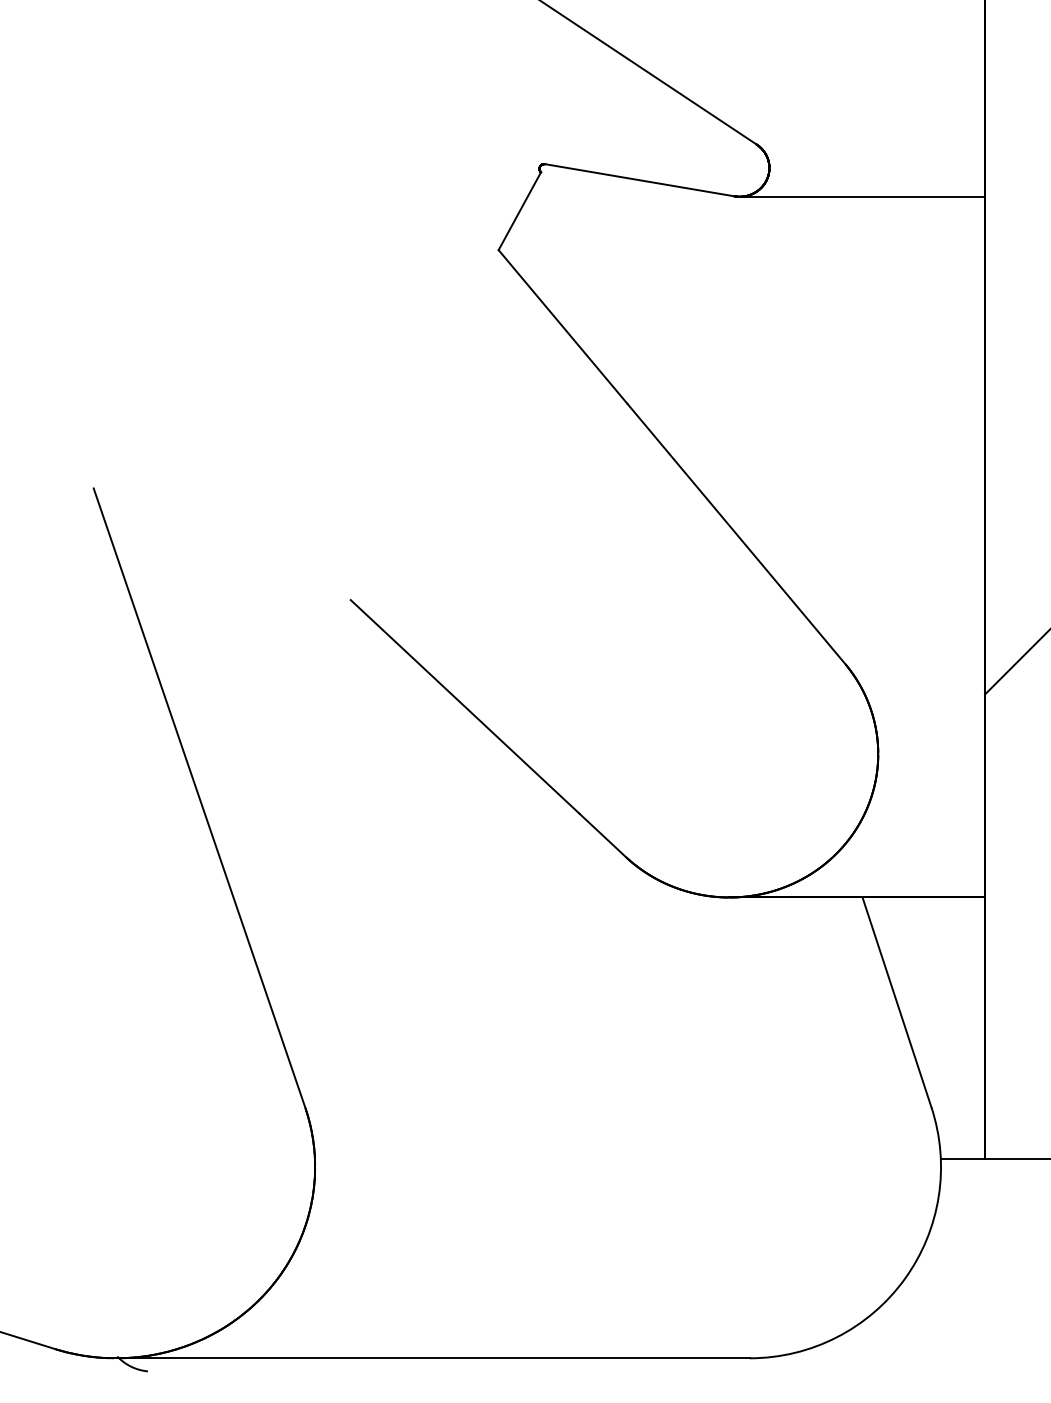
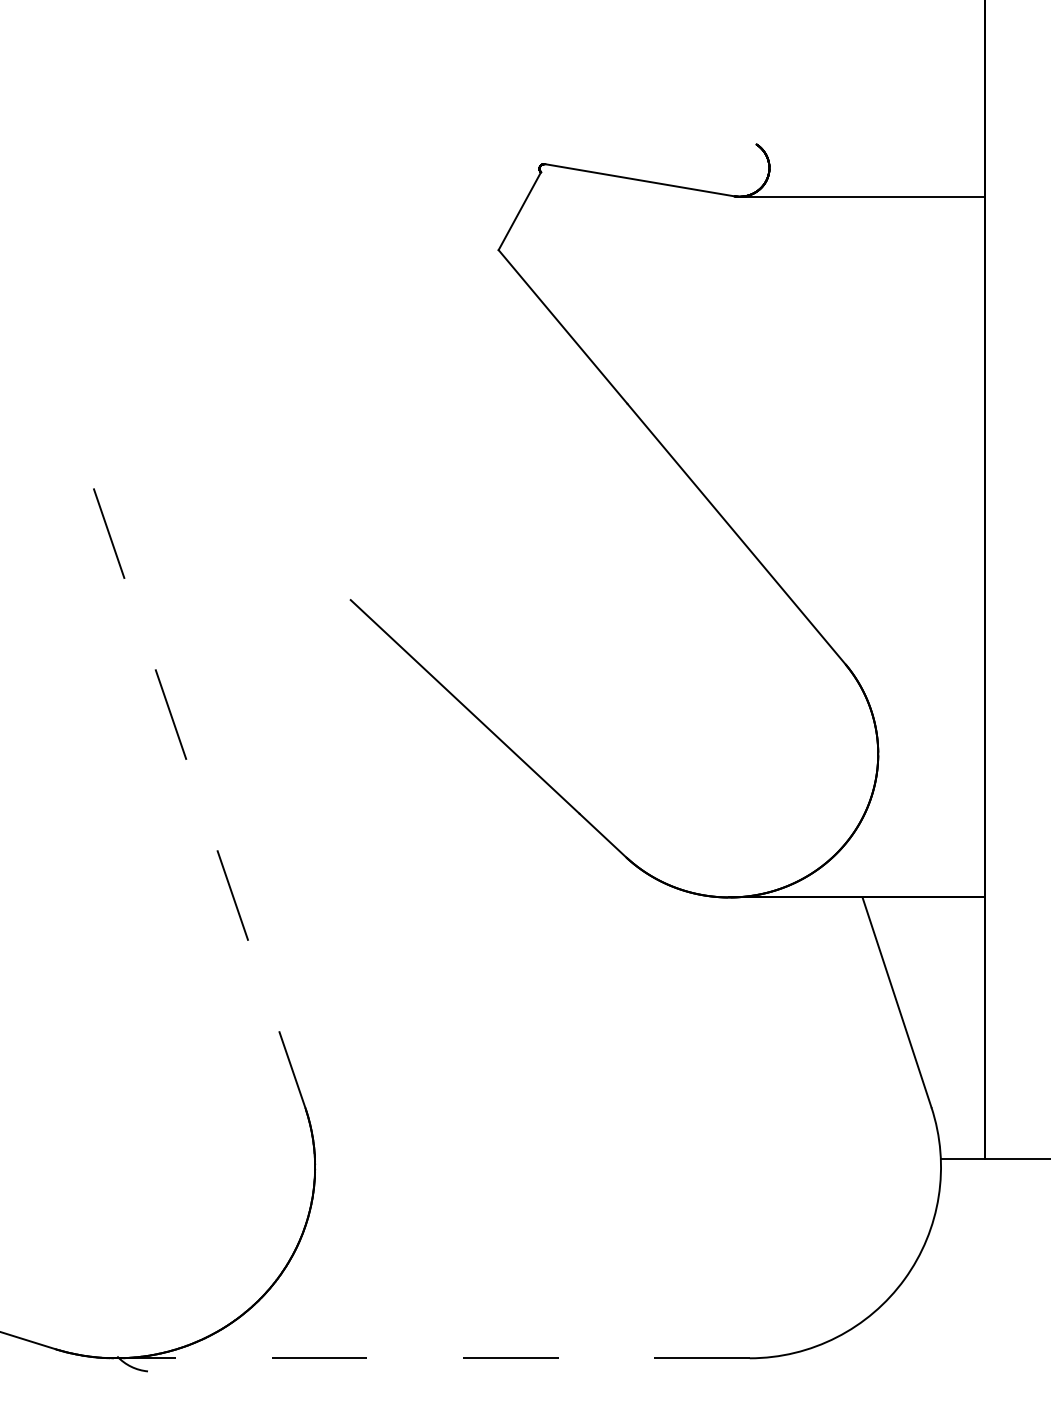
line: present -> none (649, 73)
line: present -> none (1016, 662)
line: solid -> dashed (199, 798)
line: solid -> dashed (432, 1358)
